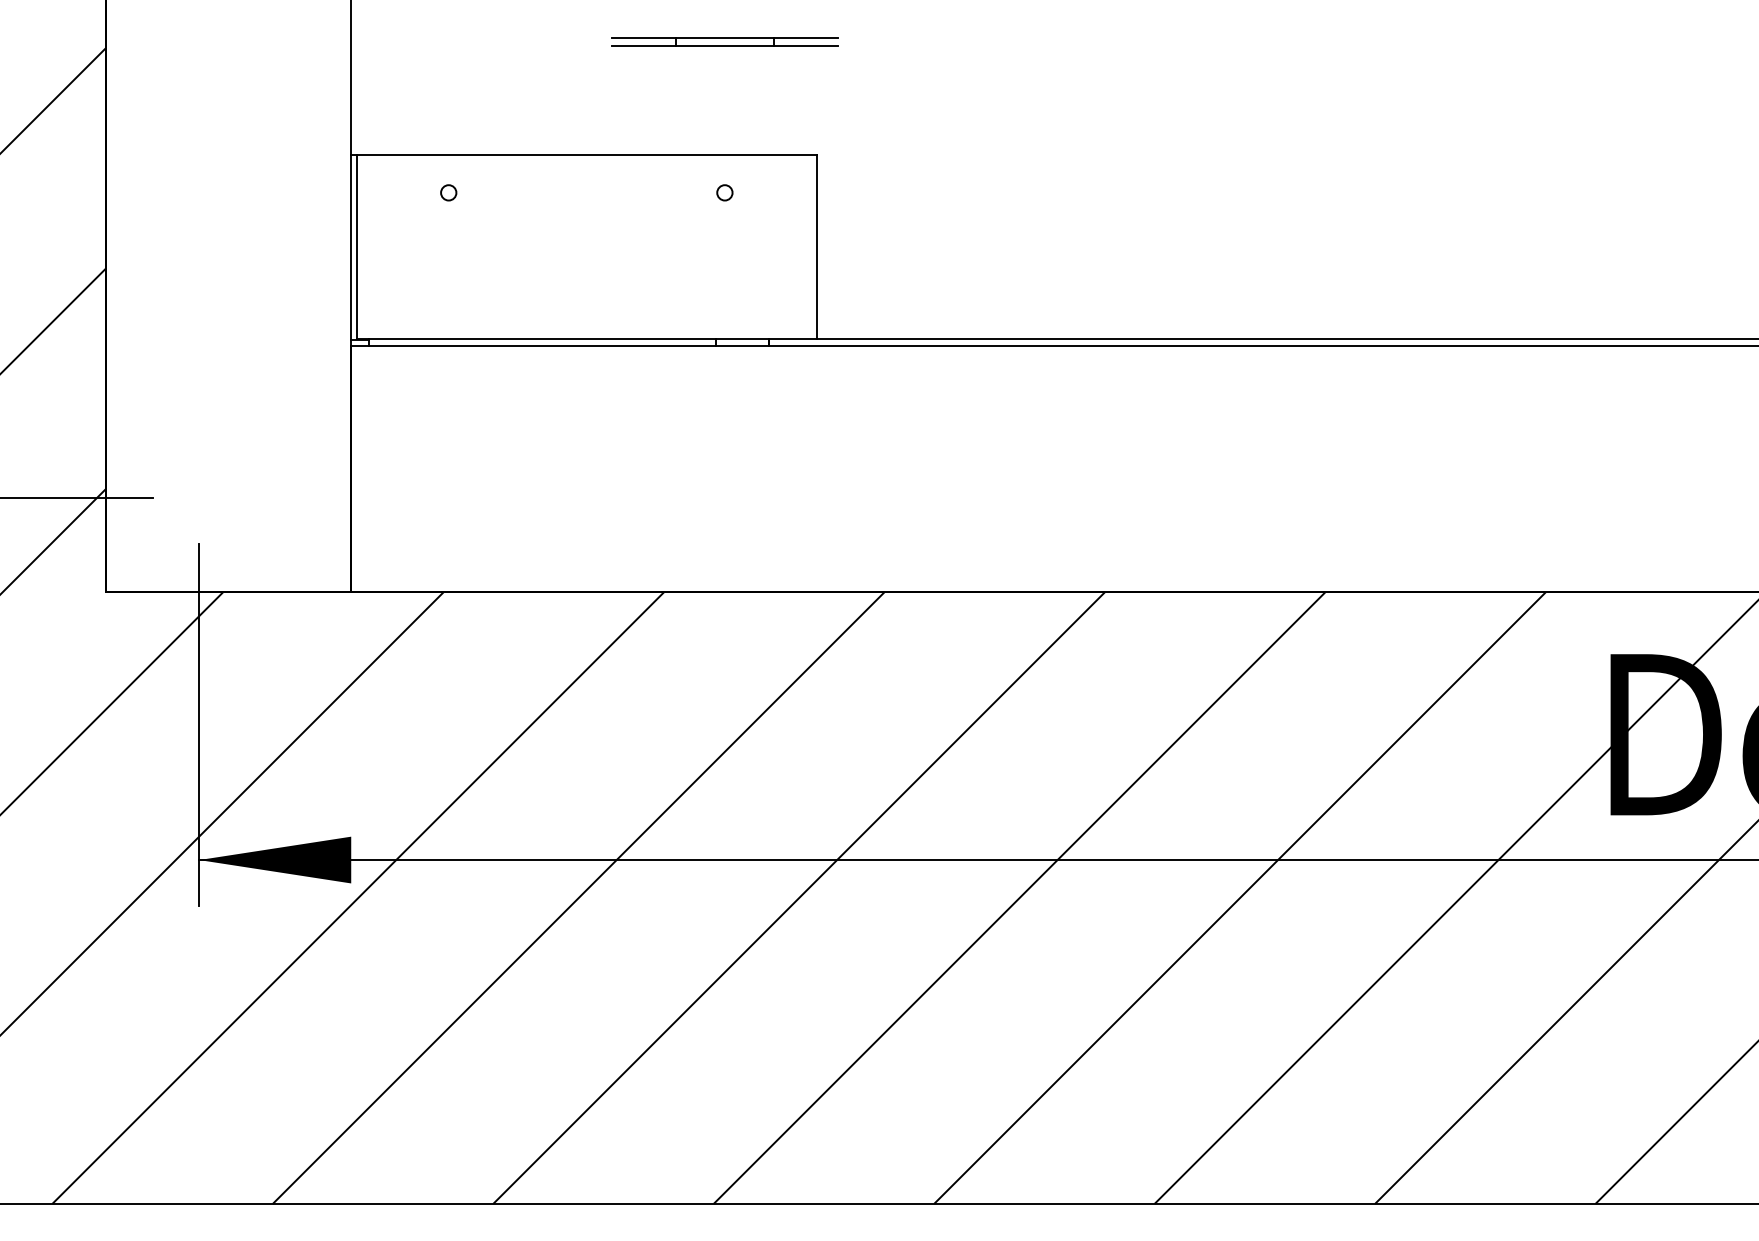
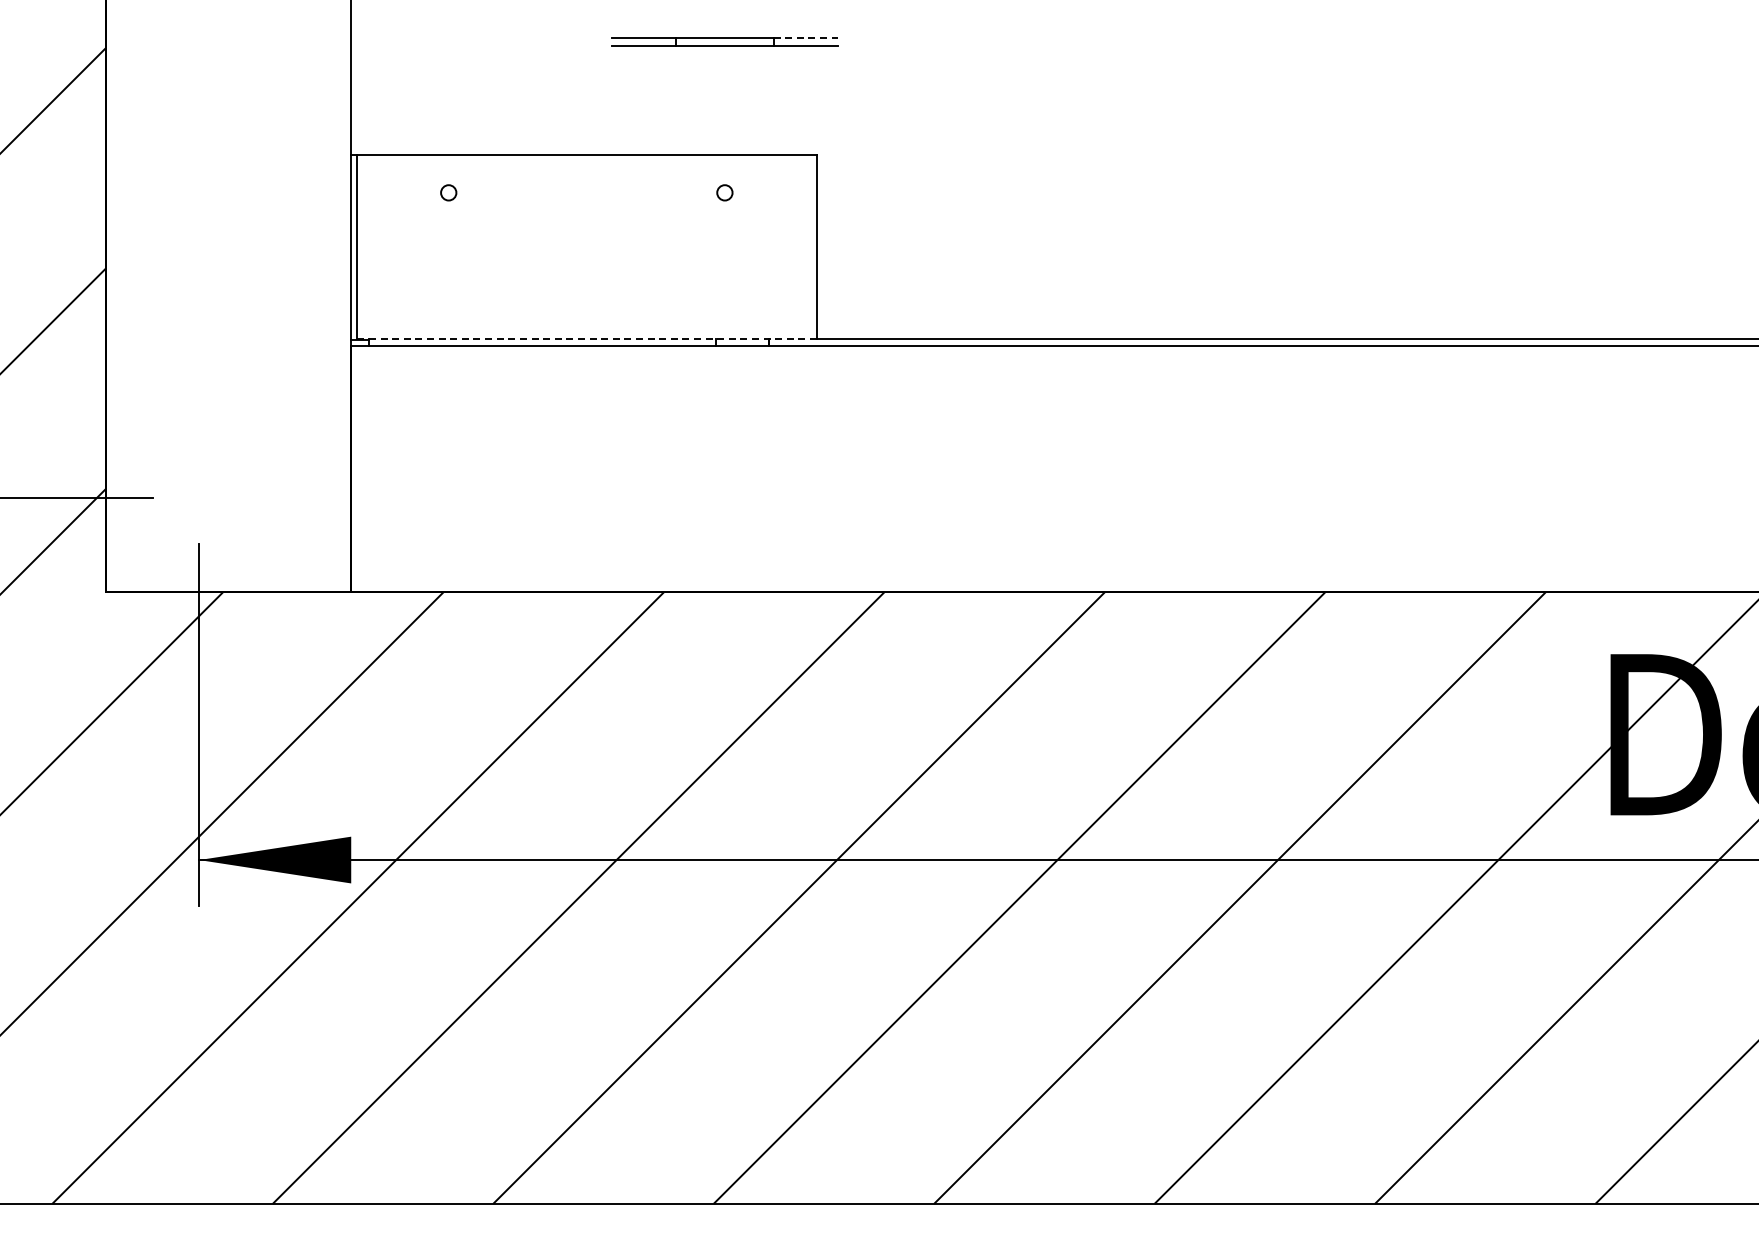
line: solid -> dashed (806, 37)
line: solid -> dashed (586, 338)
